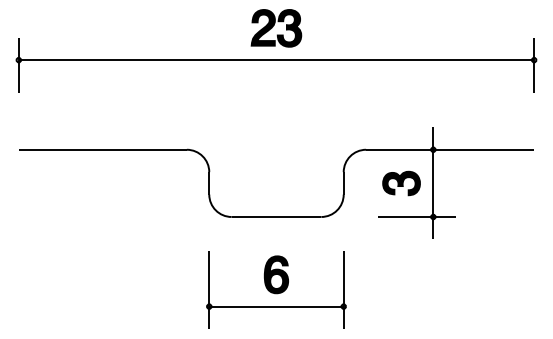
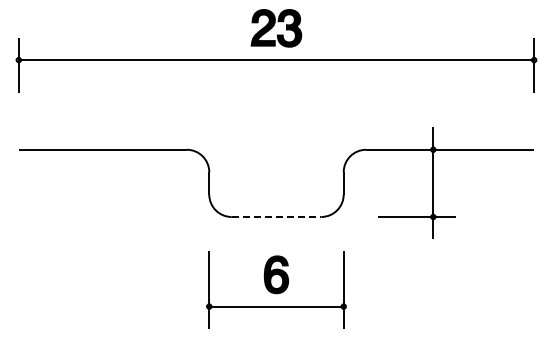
part: present -> none (401, 183)
line: solid -> dashed (276, 216)
